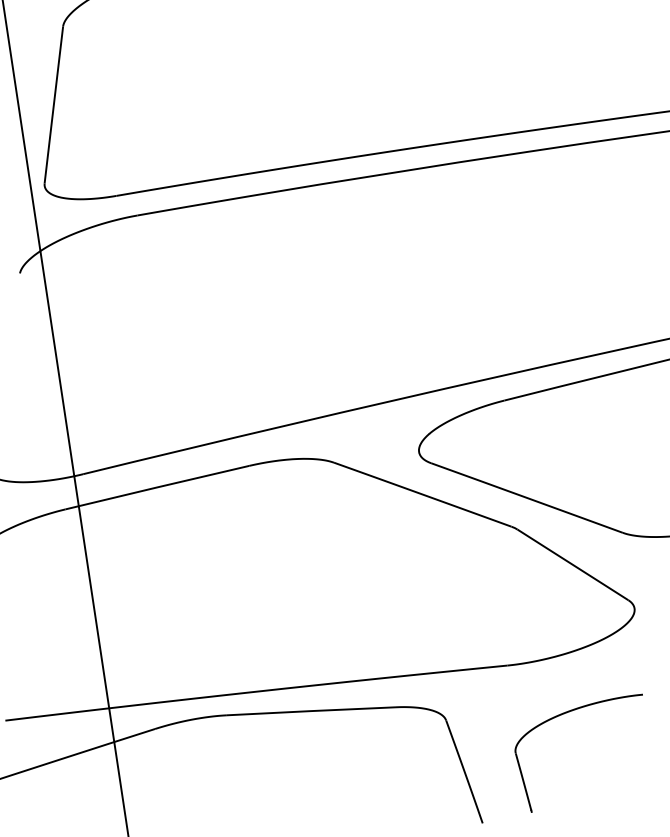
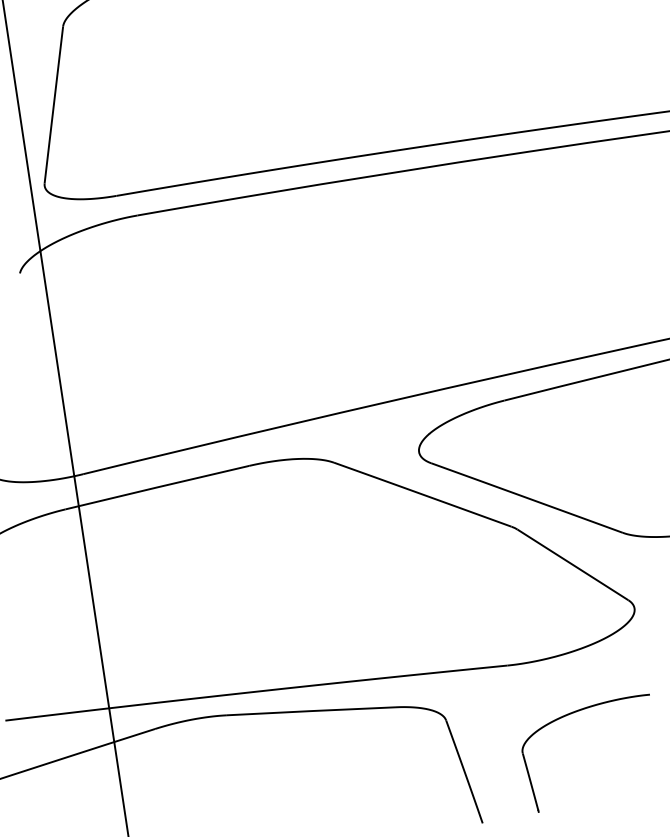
part position: (564, 714) -> (571, 714) (571, 714)
